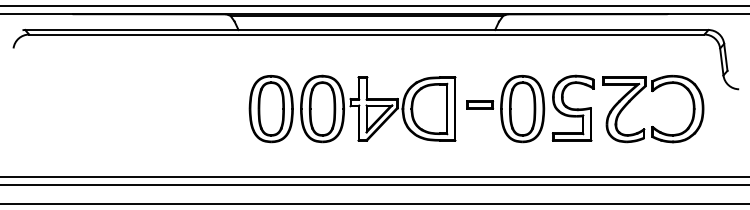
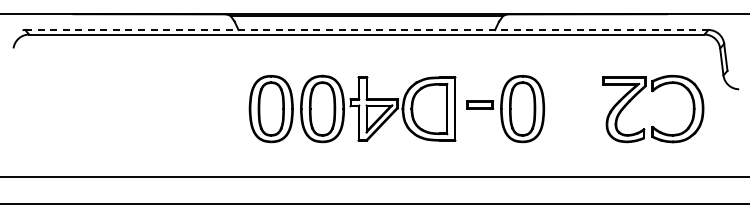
line: present -> none (374, 6)
line: solid -> dashed (366, 30)
part: present -> none (573, 107)
line: present -> none (374, 184)
